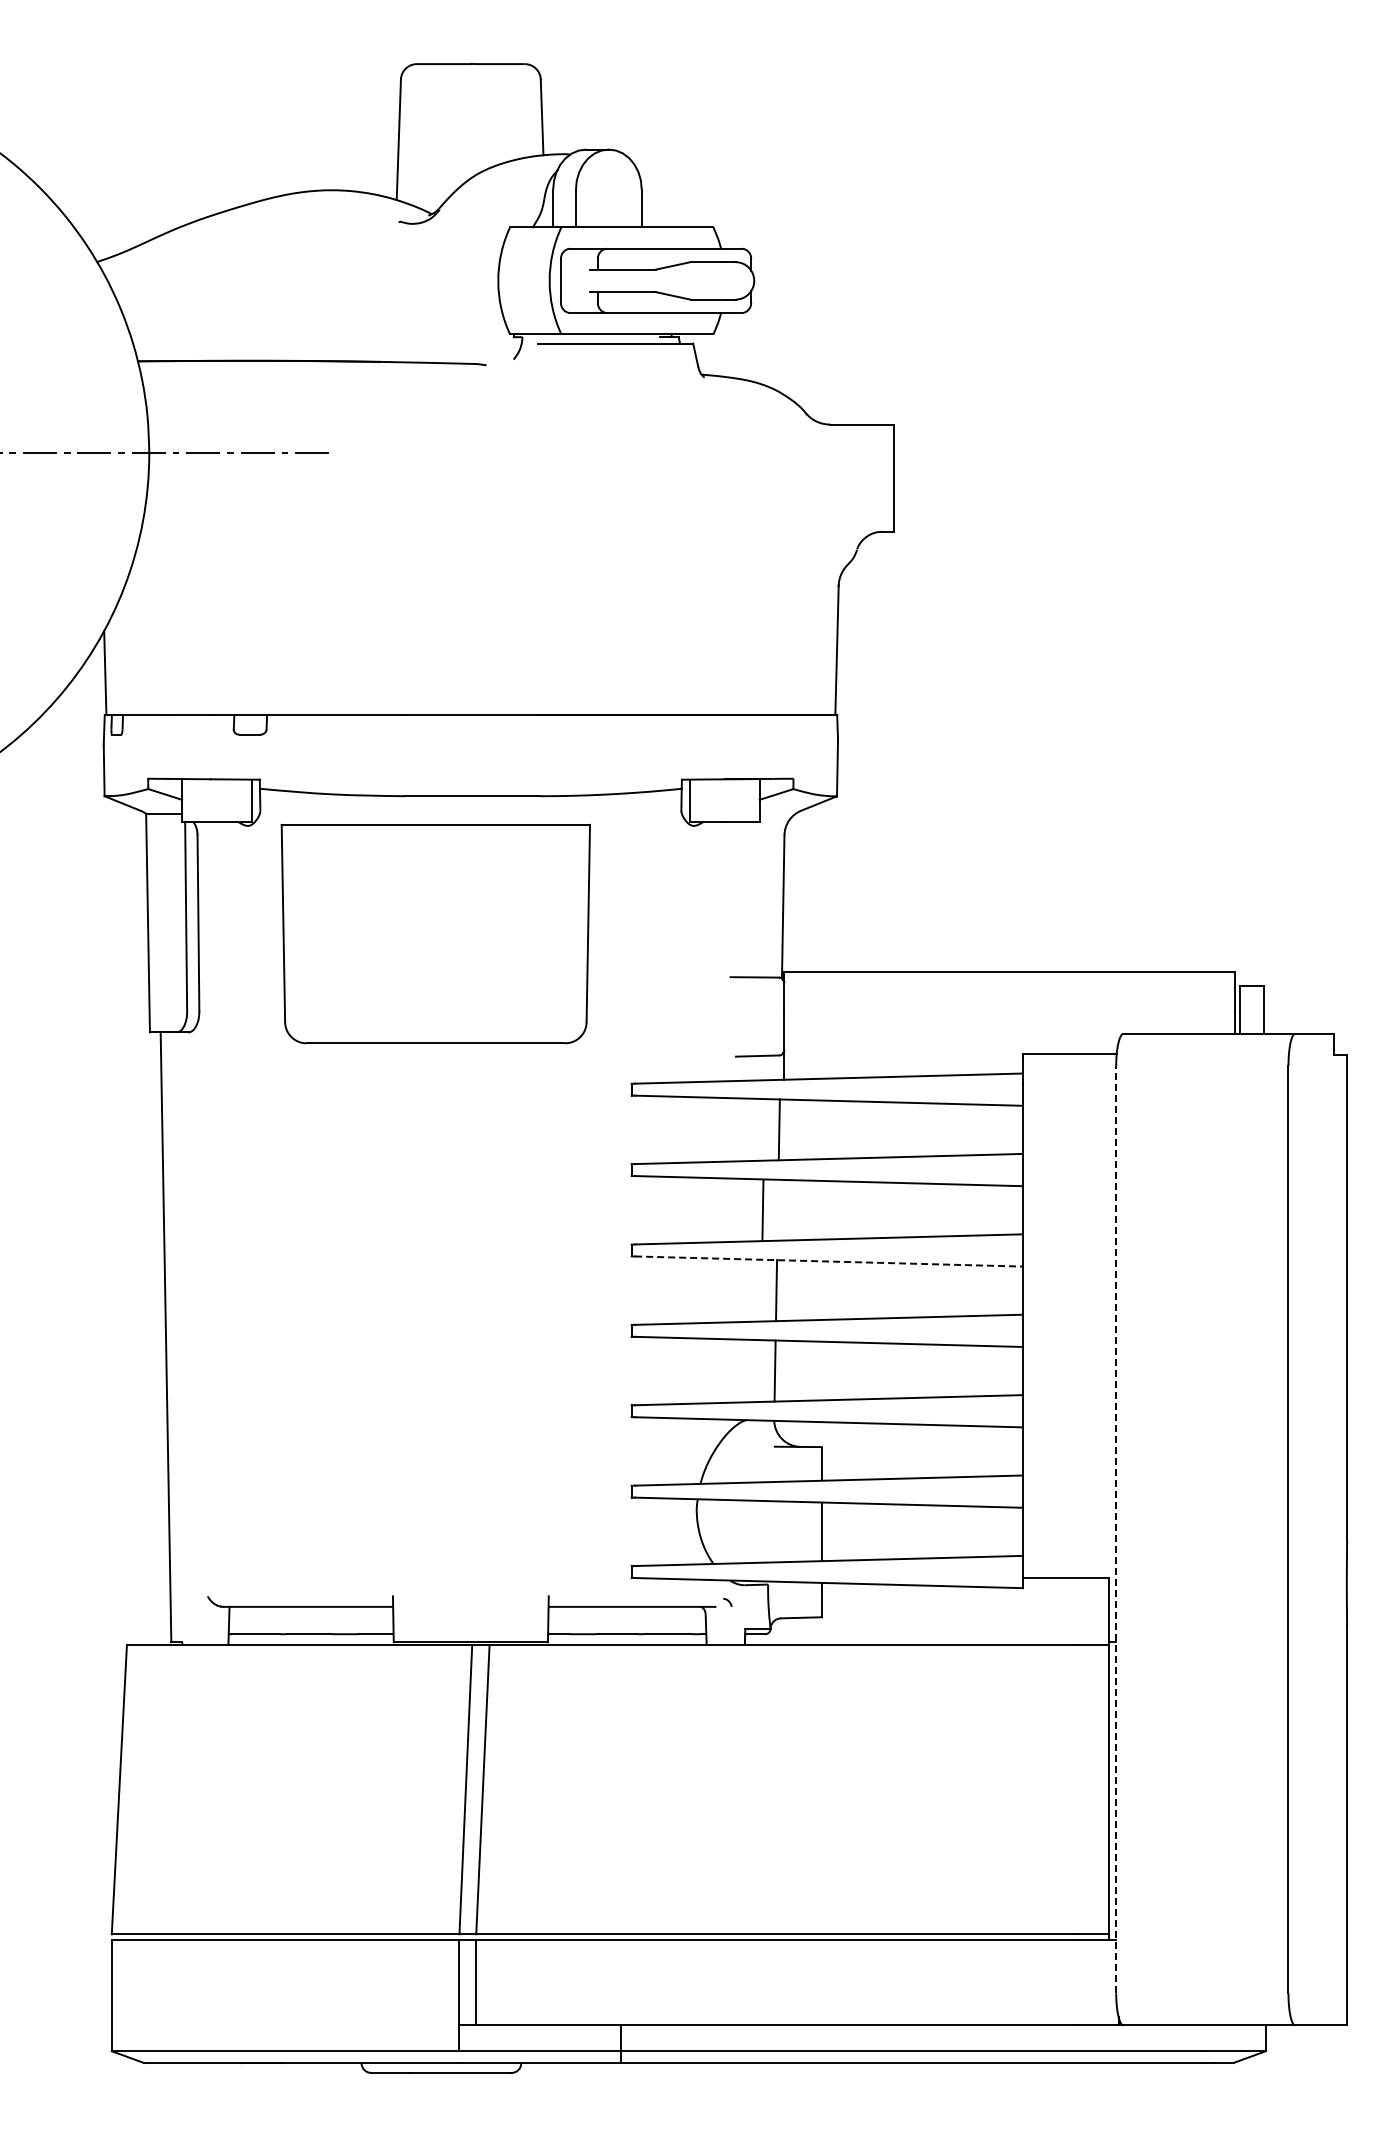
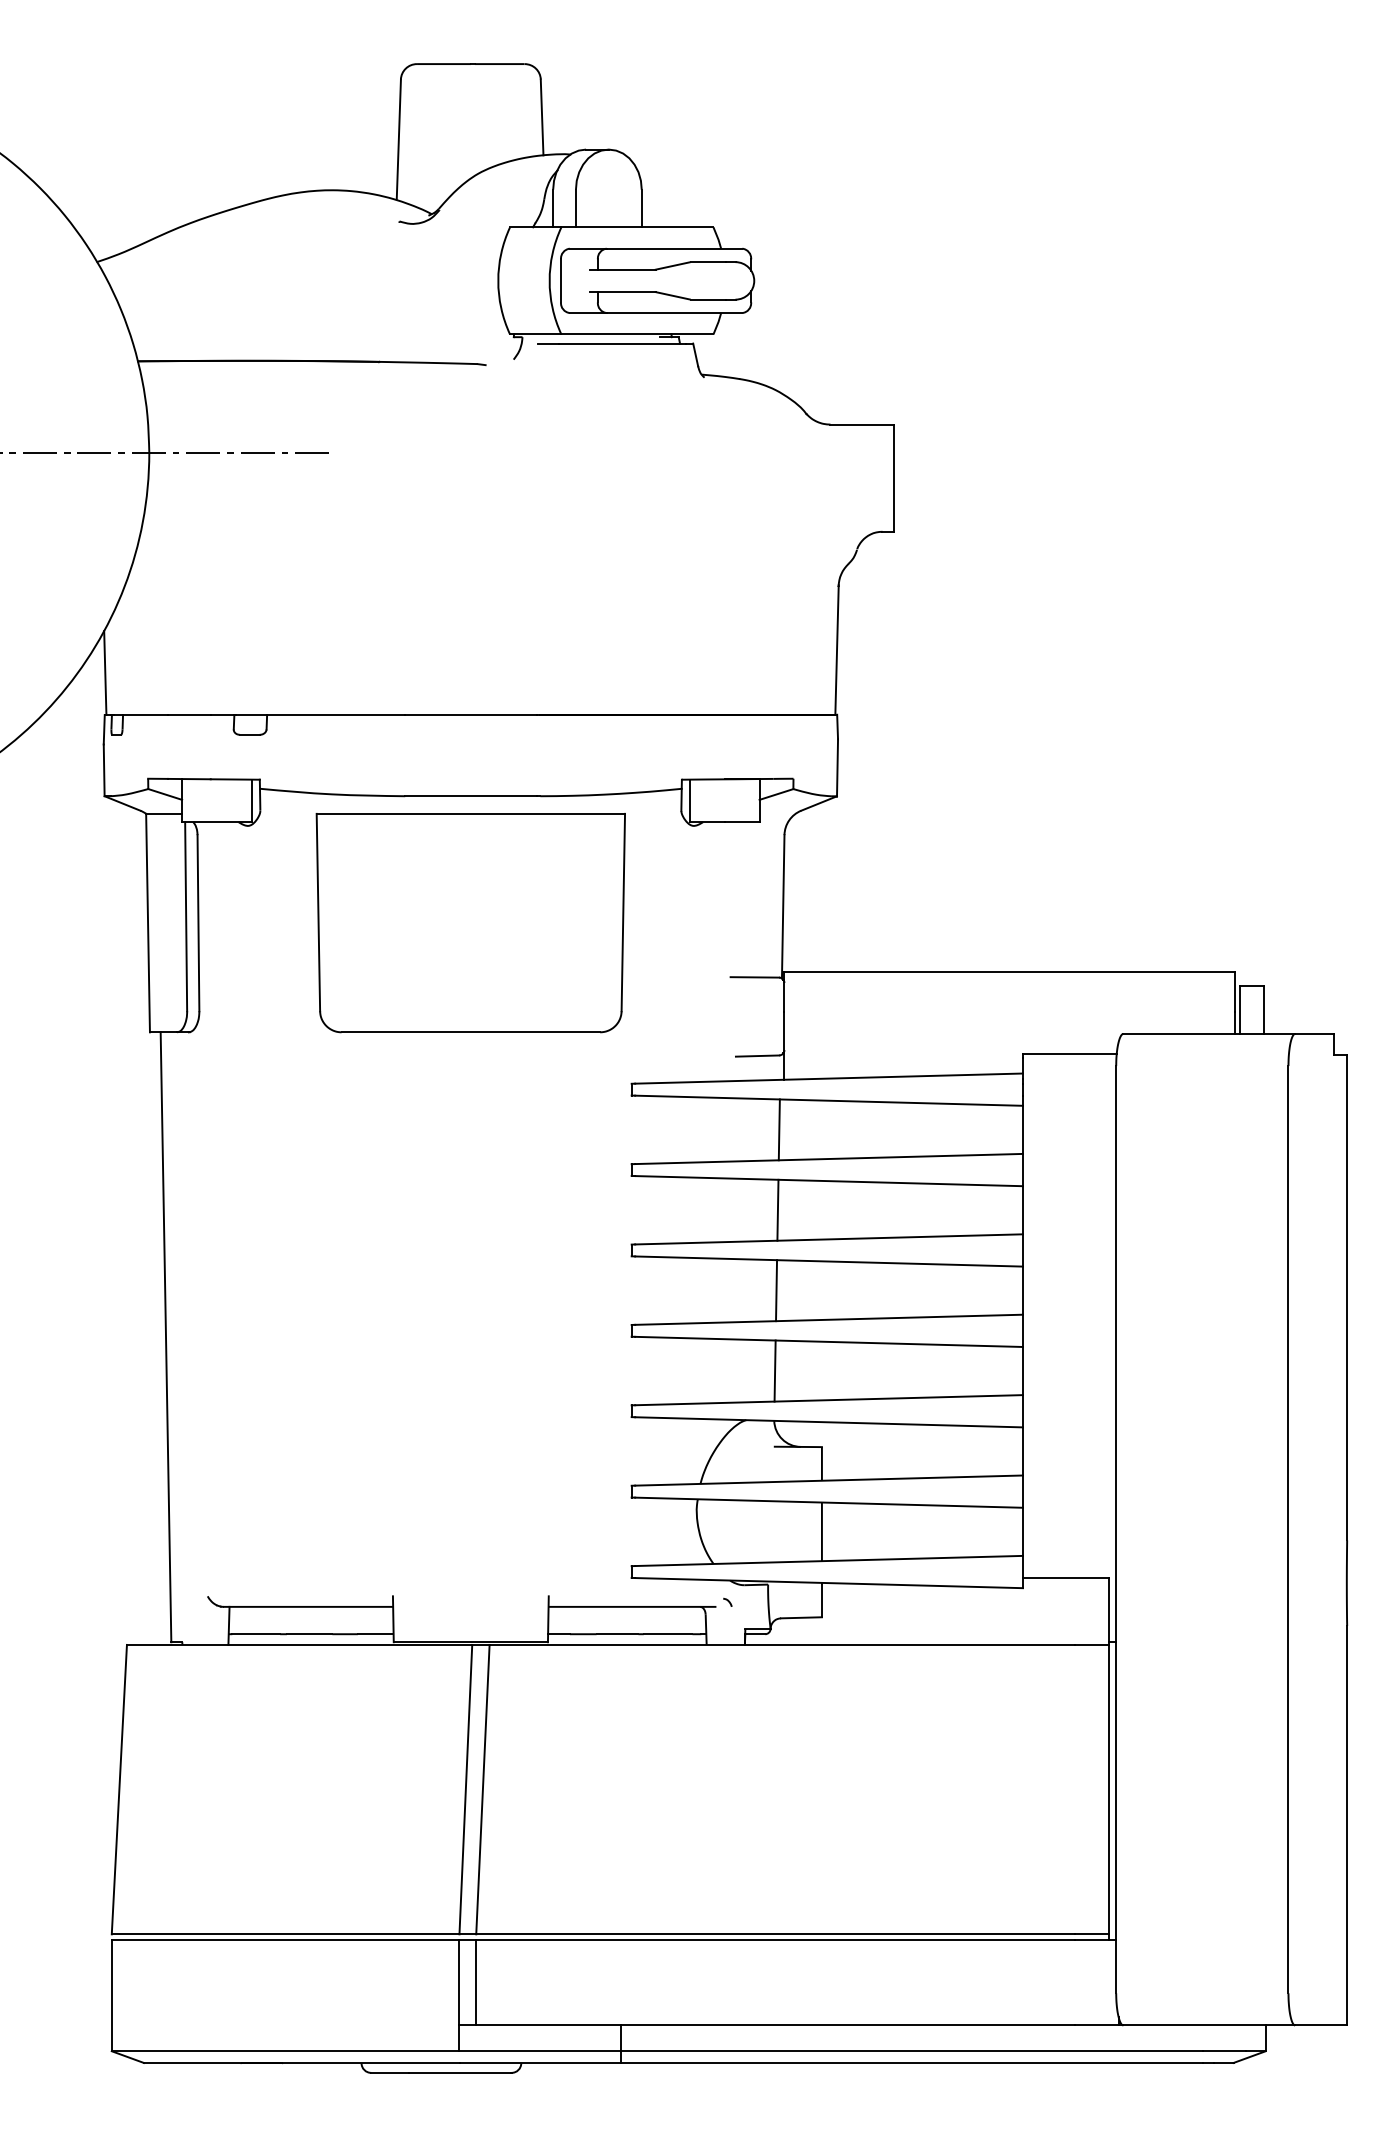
part position: (435, 934) -> (470, 923) (470, 923)
line position: (762, 1209) -> (777, 1209) (777, 1209)
line: dashed -> solid (829, 1261)
line: dashed -> solid (1116, 1529)
